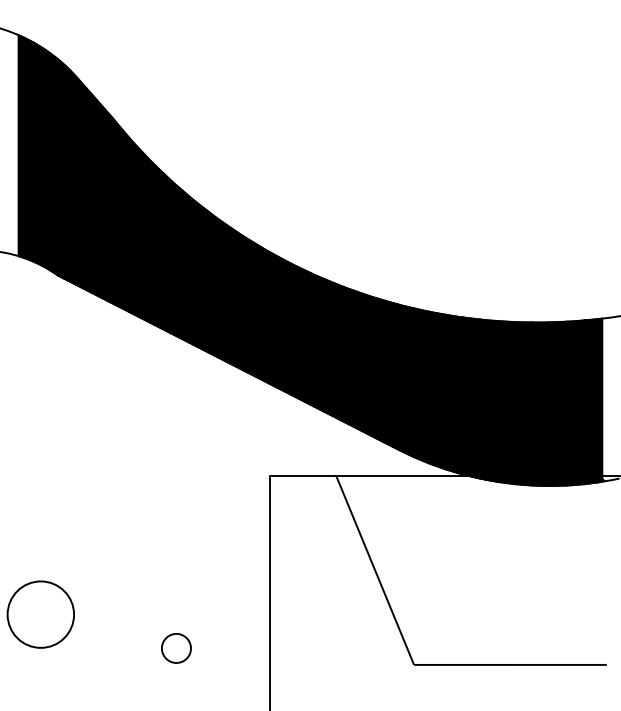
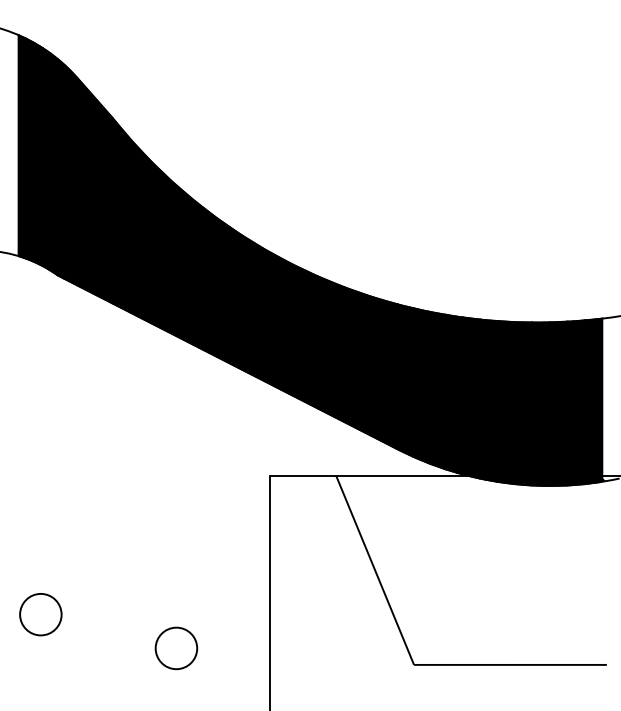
circle diameter: 66 px -> 42 px (40, 614)
circle size: 31x31 px -> 45x45 px (176, 648)
